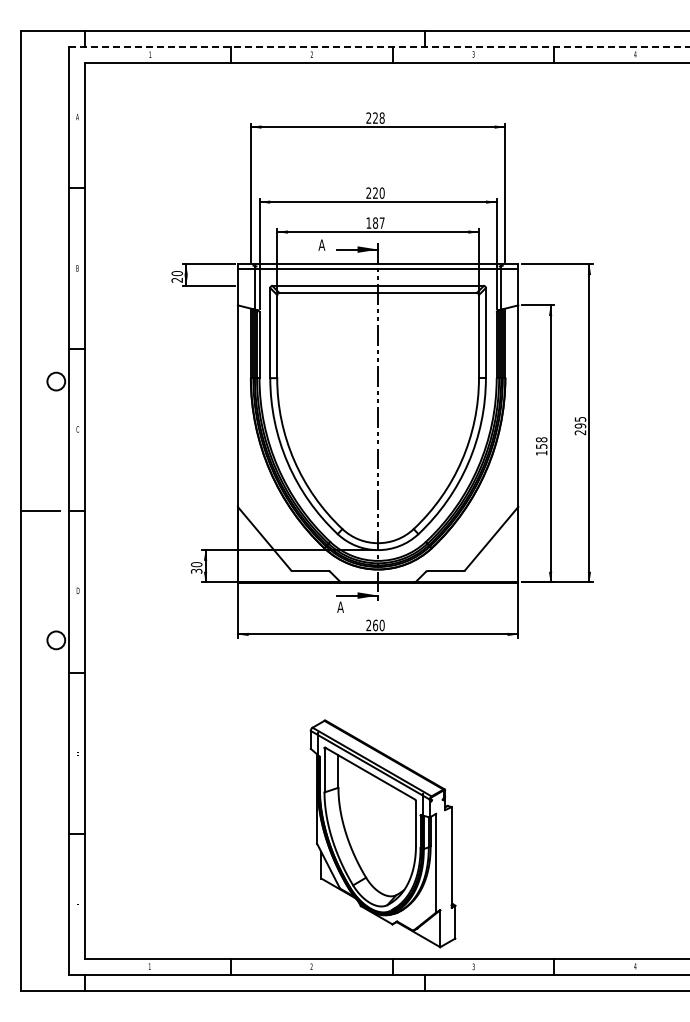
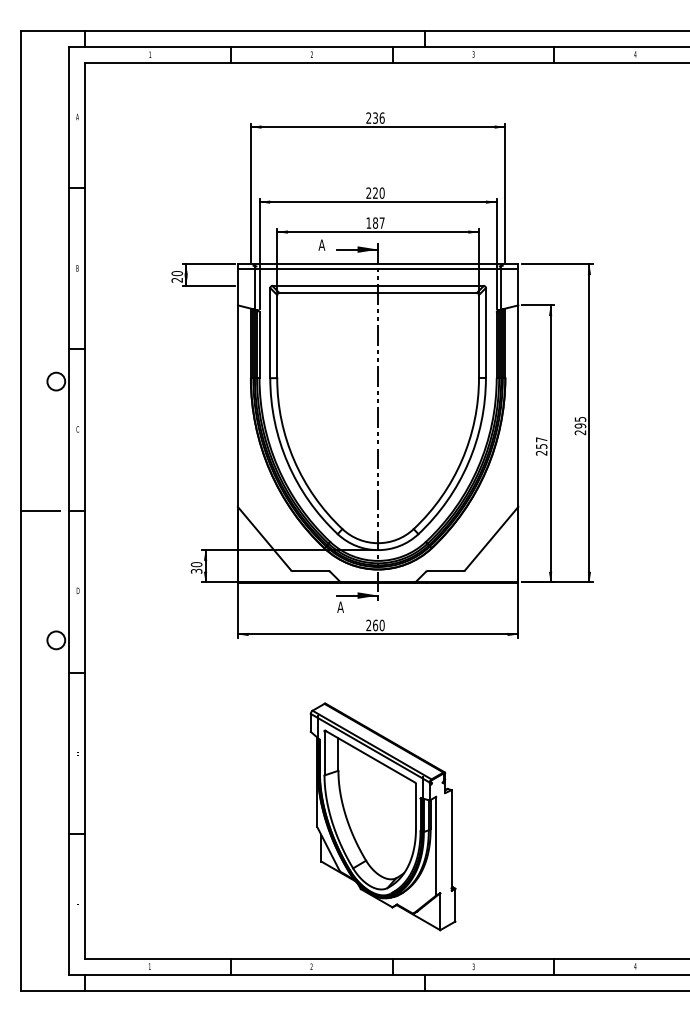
line: dashed -> solid (379, 46)
text: 228 -> 236 (378, 117)
text: 158 -> 257 (541, 446)
part position: (382, 833) -> (382, 816) (382, 816)
